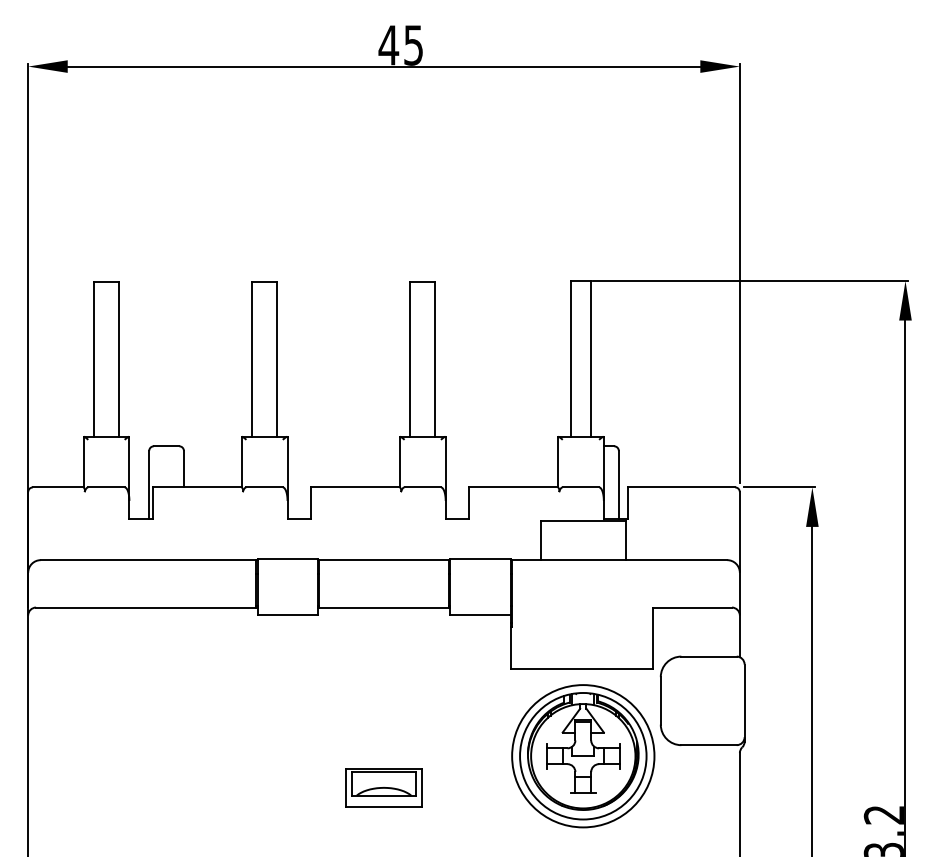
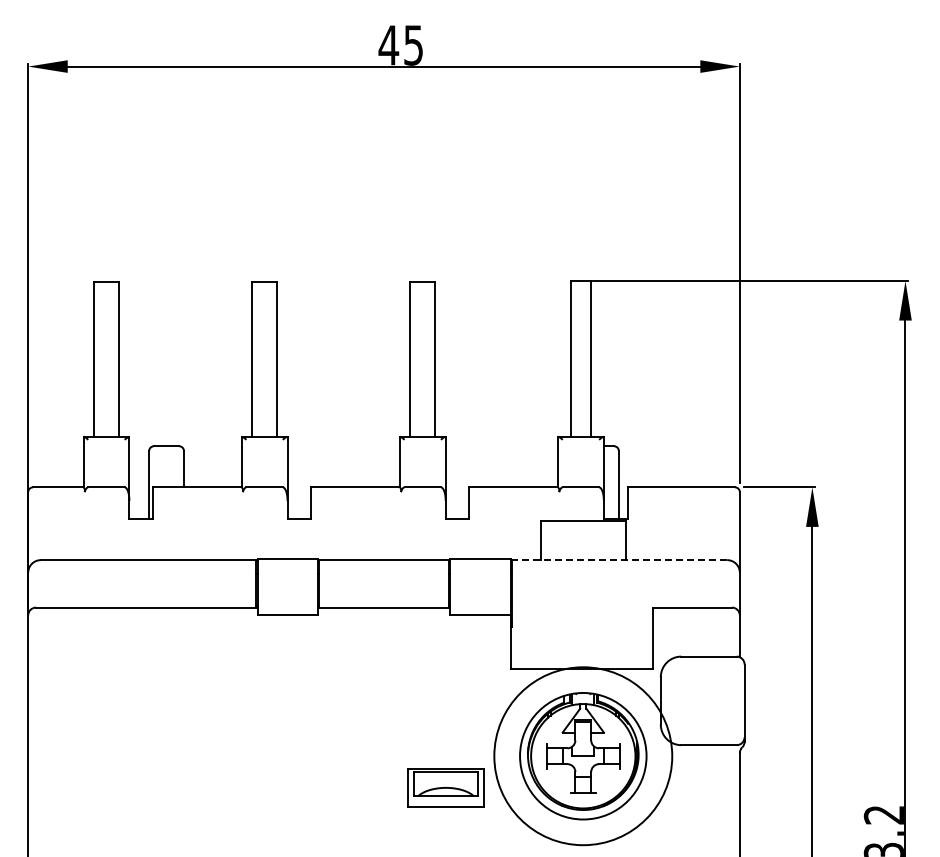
line: solid -> dashed (618, 560)
circle diameter: 142 px -> 178 px (583, 756)
part position: (383, 787) -> (445, 787) (445, 787)
